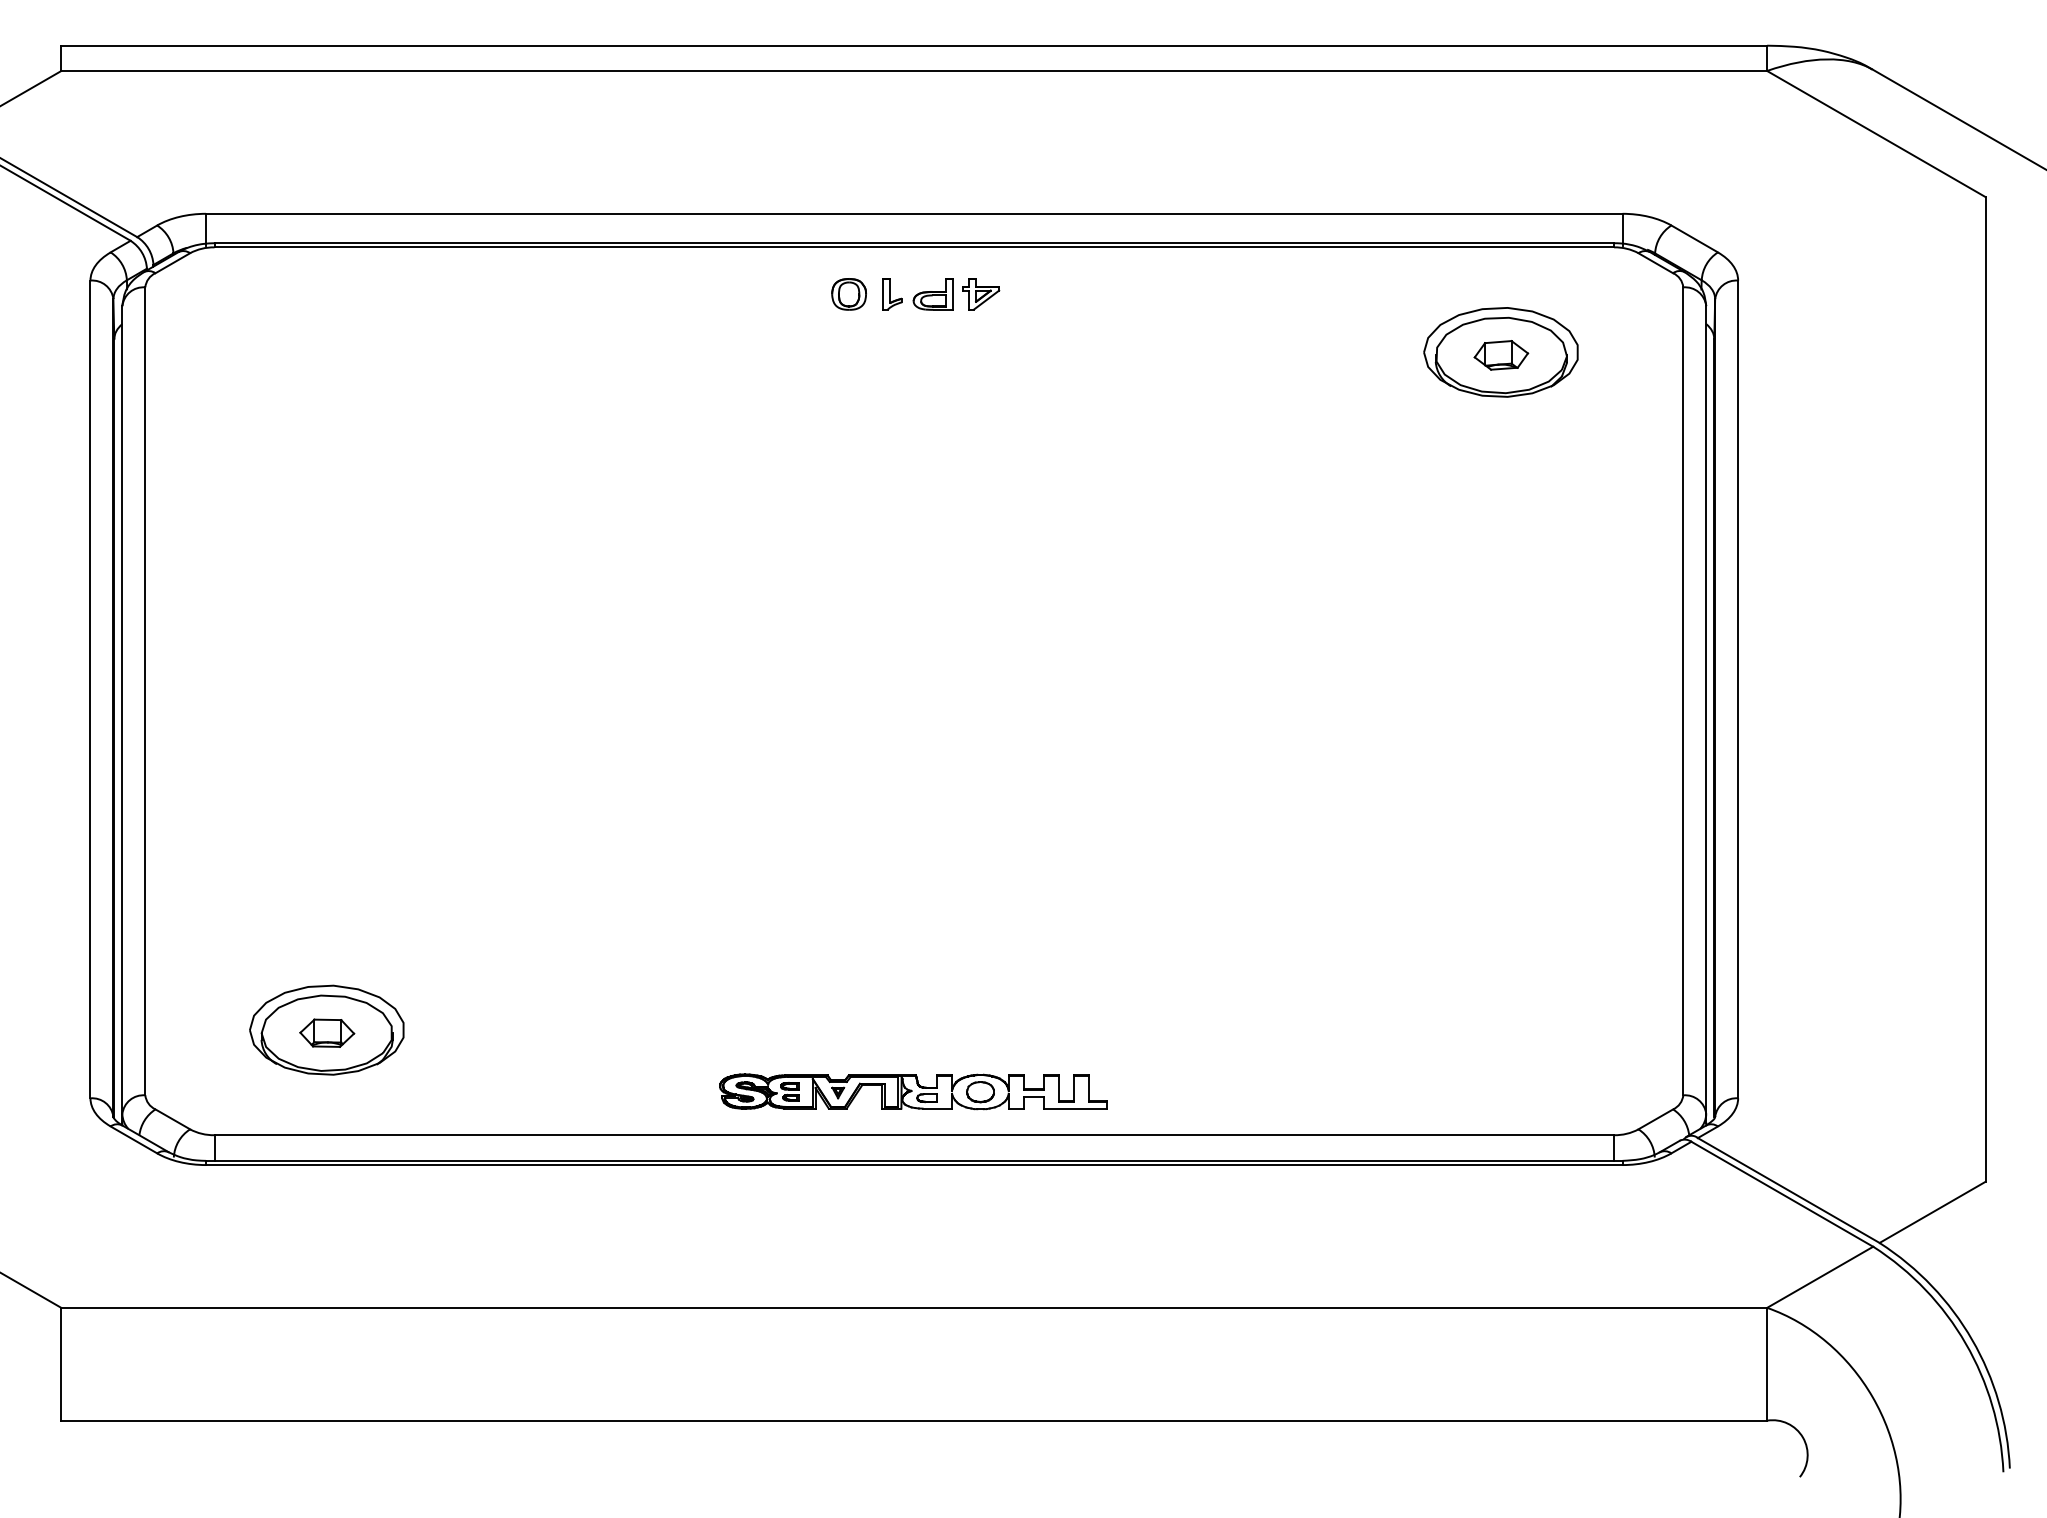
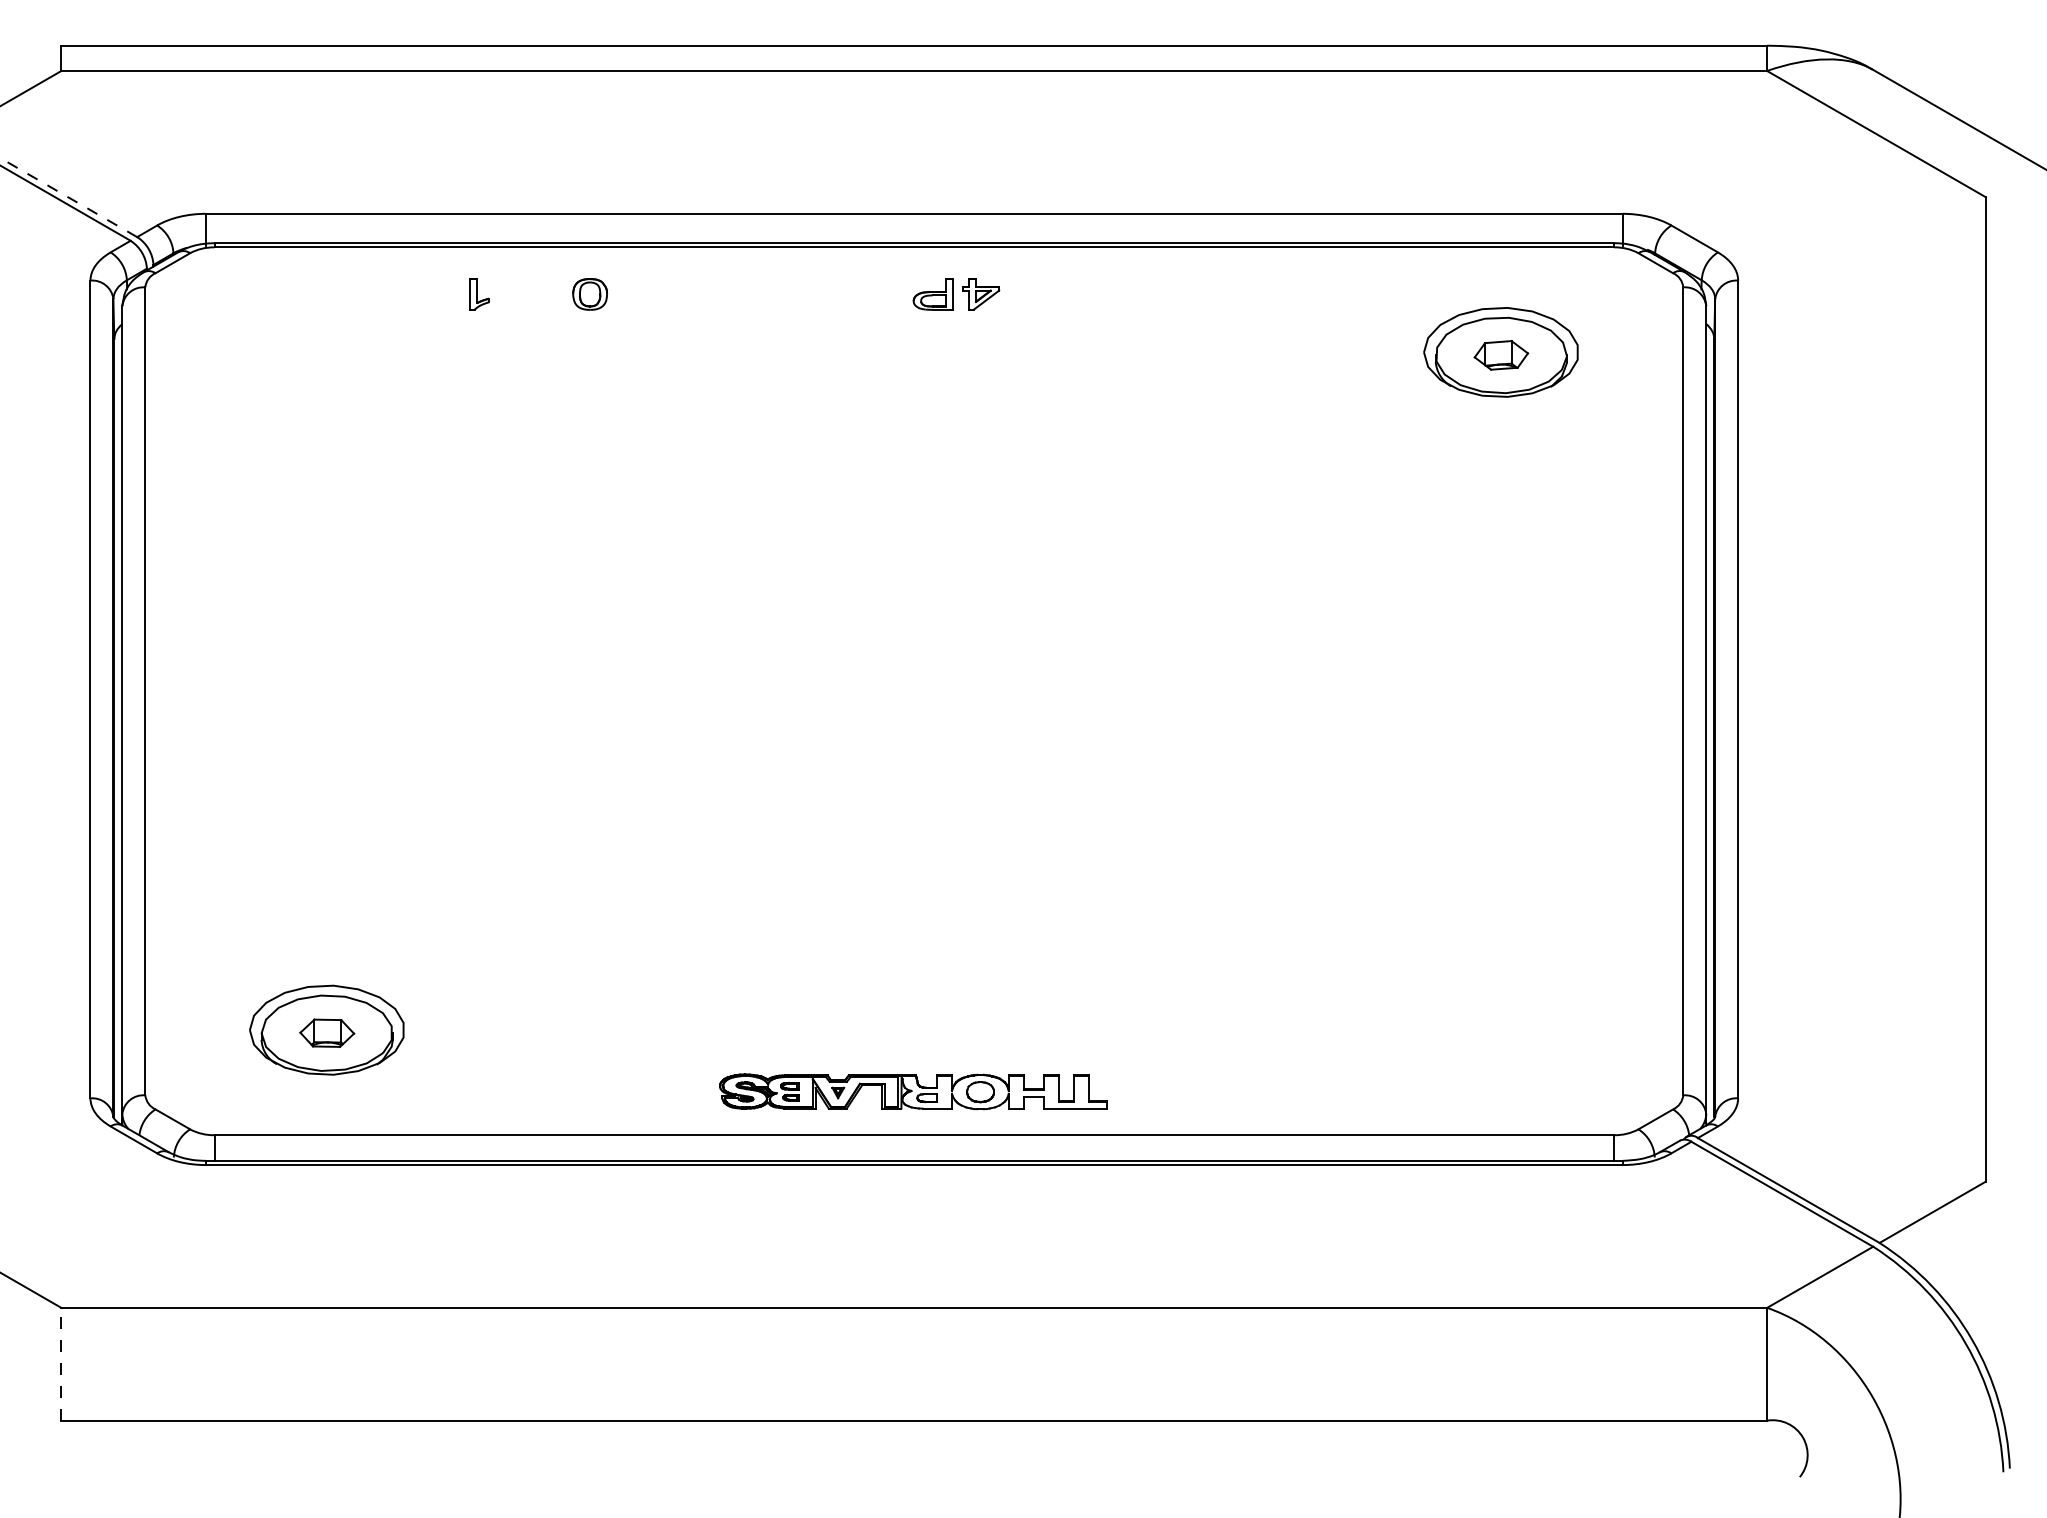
line: solid -> dashed (68, 197)
part position: (848, 294) -> (589, 294) (589, 294)
part position: (892, 294) -> (479, 294) (479, 294)
line: solid -> dashed (61, 1363)
